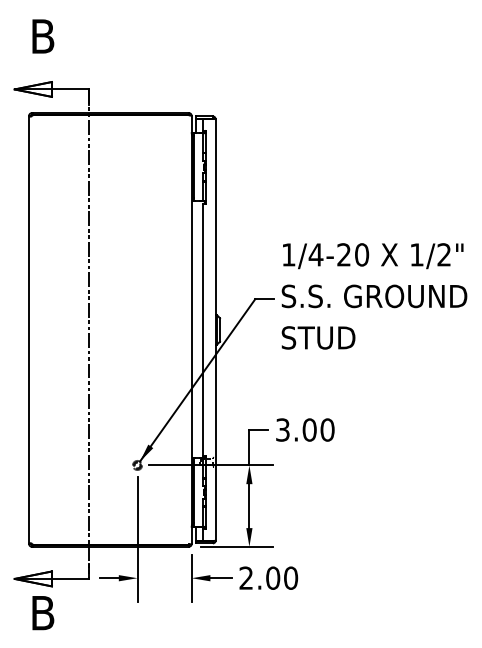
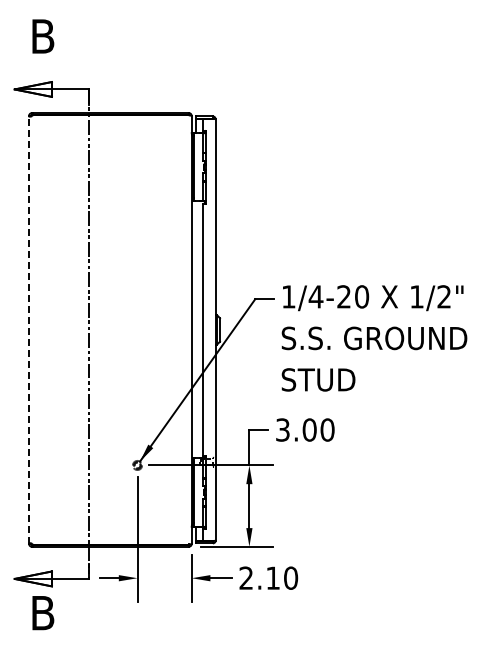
text position: (374, 296) -> (374, 338) (374, 338)
line: solid -> dashed (29, 329)
text: 2.00 -> 2.10 (273, 577)
